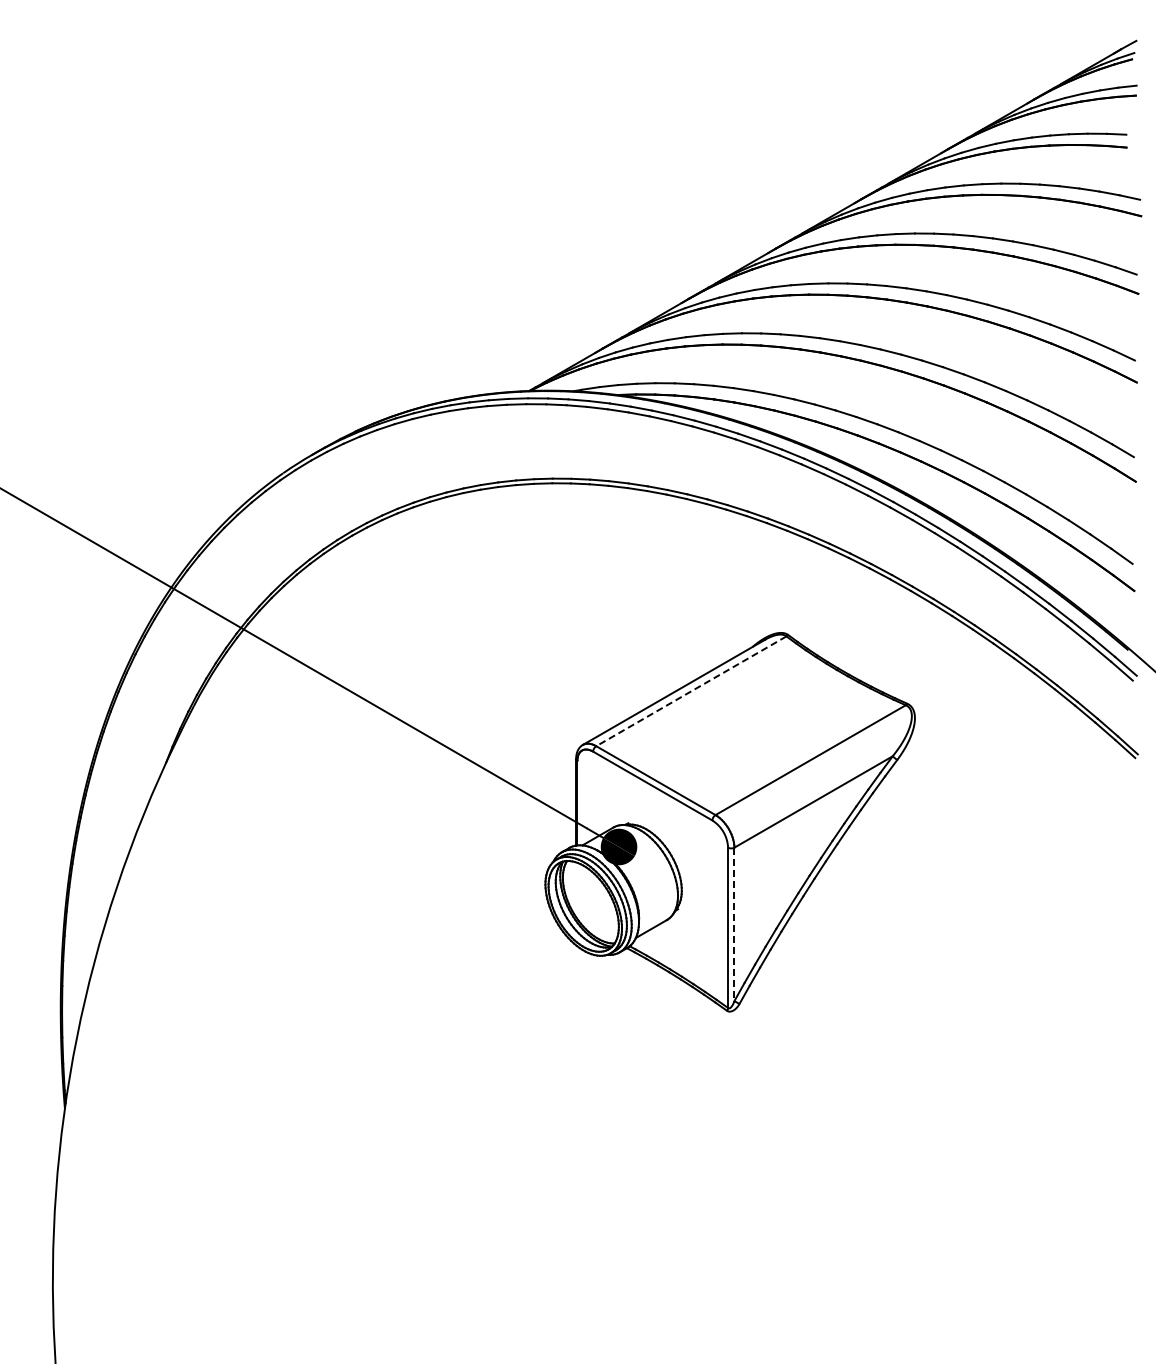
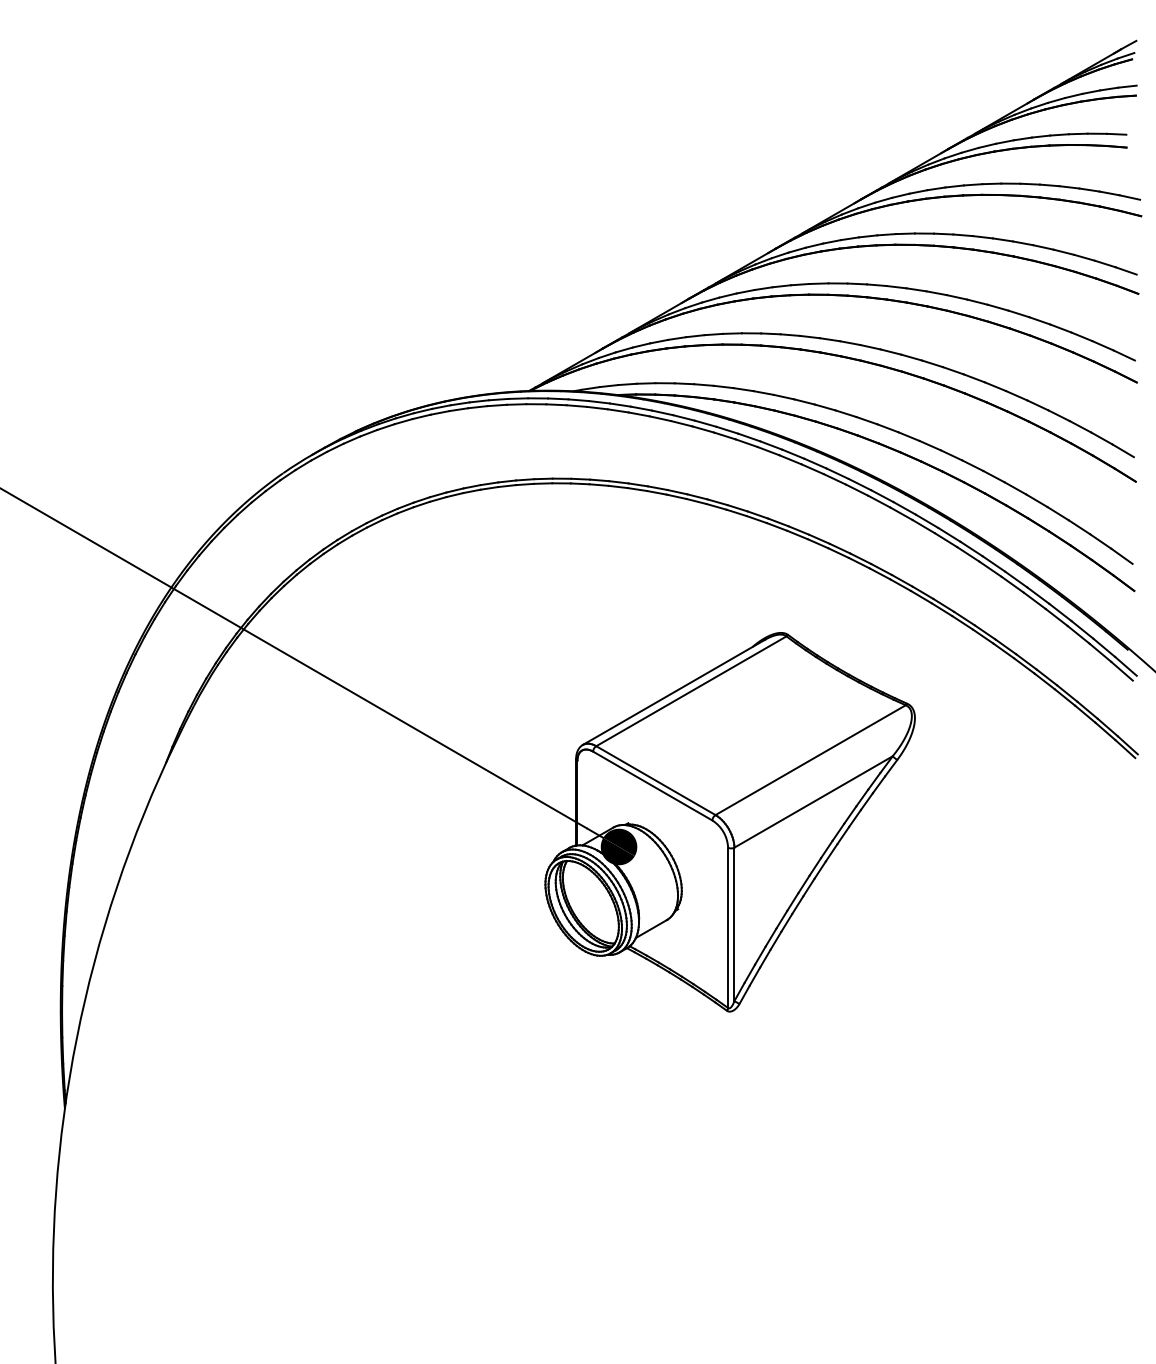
line: dashed -> solid (691, 691)
line: dashed -> solid (734, 924)
